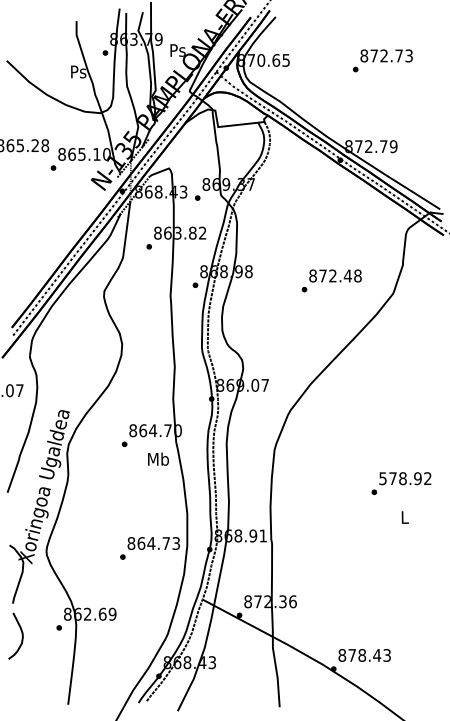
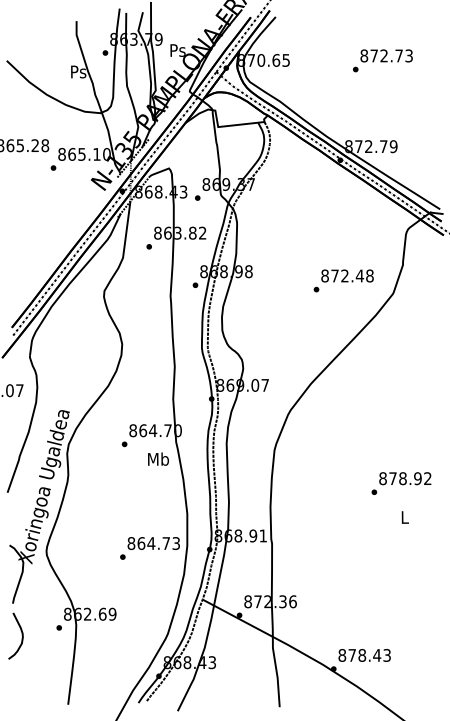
text position: (331, 280) -> (343, 280) (343, 280)
text: 578.92 -> 878.92 (382, 478)
